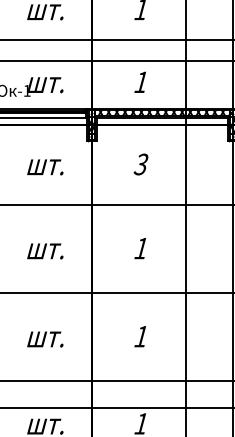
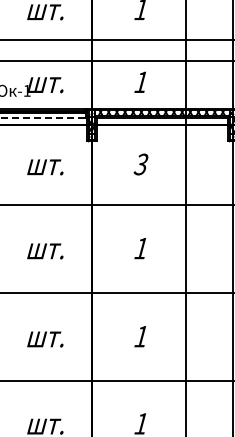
line: solid -> dashed (43, 117)
line: present -> none (116, 407)
